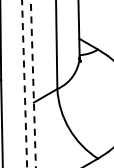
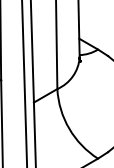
line: dashed -> solid (33, 83)
line: dashed -> solid (24, 84)
